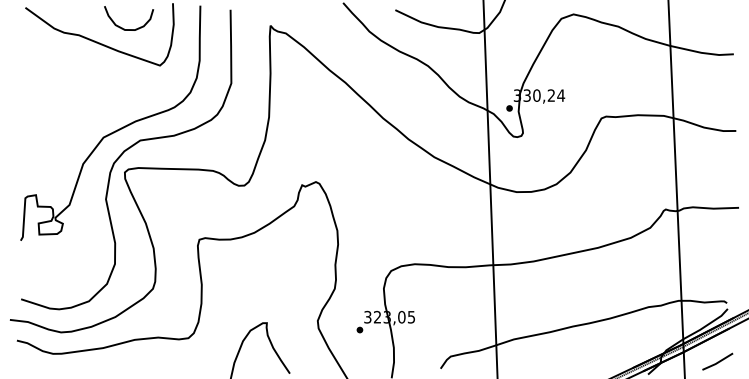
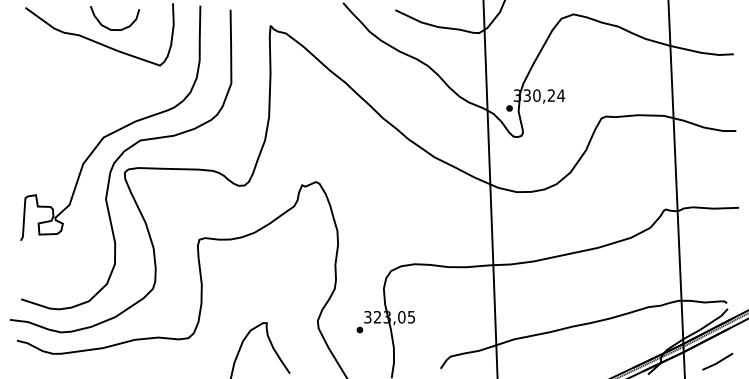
part position: (129, 29) -> (115, 29) (115, 29)
